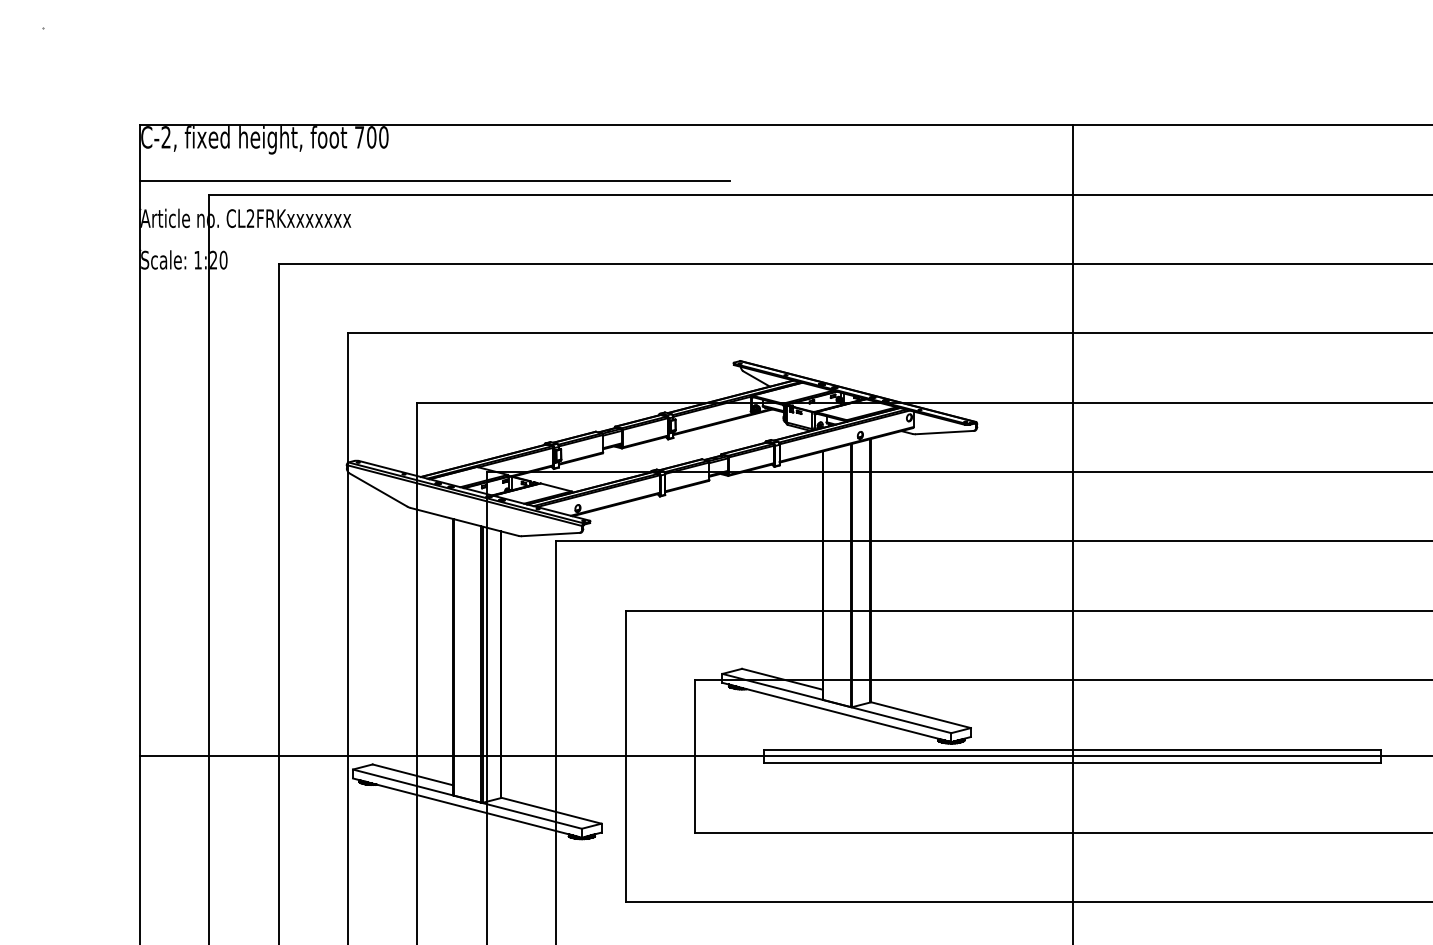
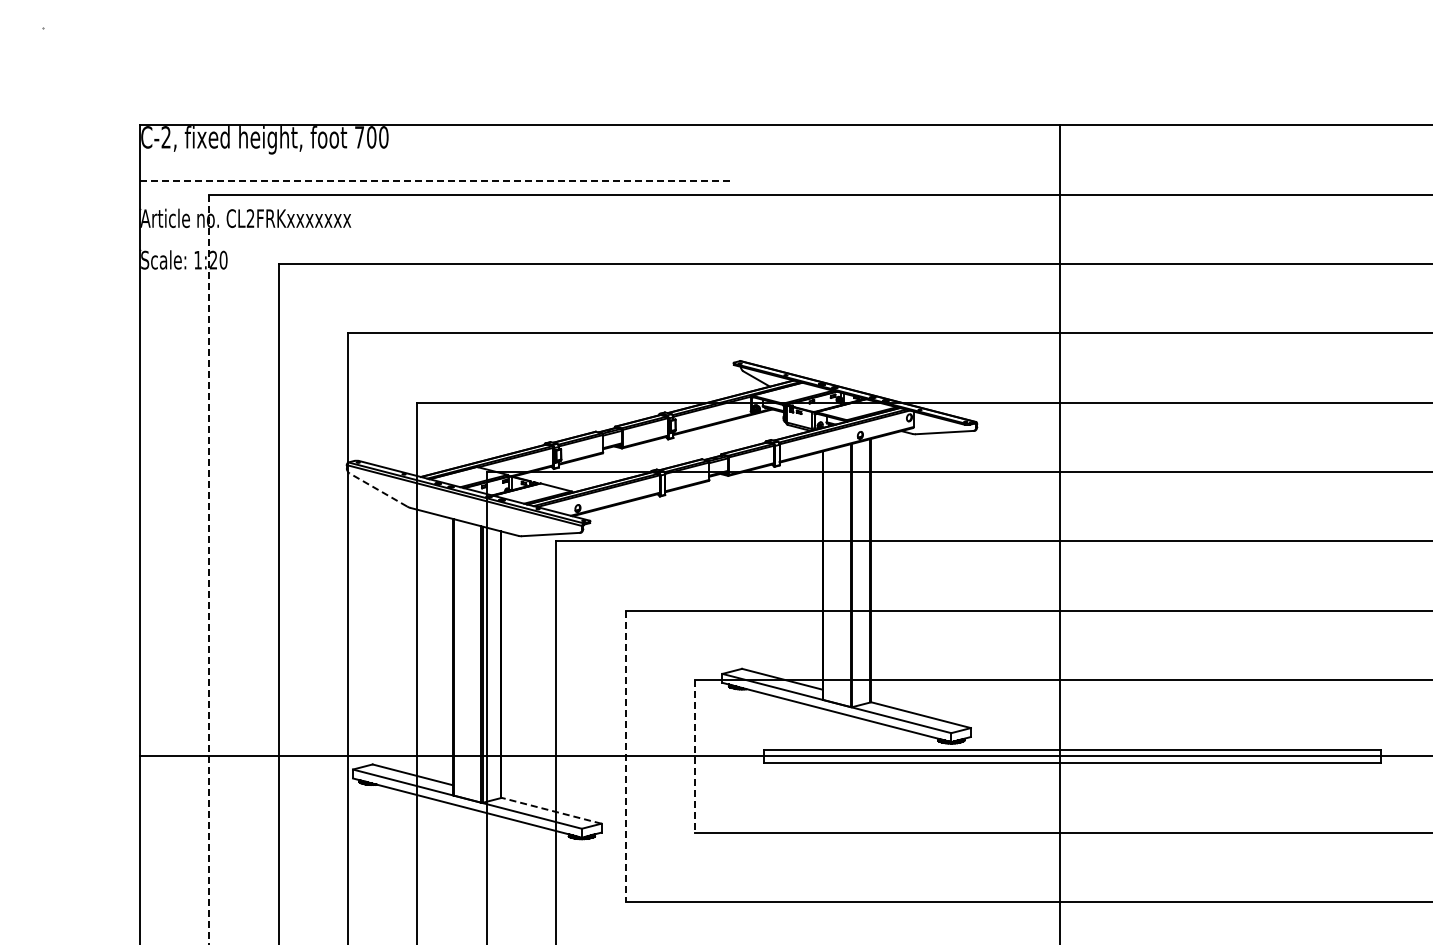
line: solid -> dashed (434, 180)
line: solid -> dashed (377, 489)
line position: (1072, 533) -> (1059, 533) (1059, 533)
line: solid -> dashed (209, 569)
line: solid -> dashed (625, 756)
line: solid -> dashed (694, 756)
line: solid -> dashed (551, 810)
